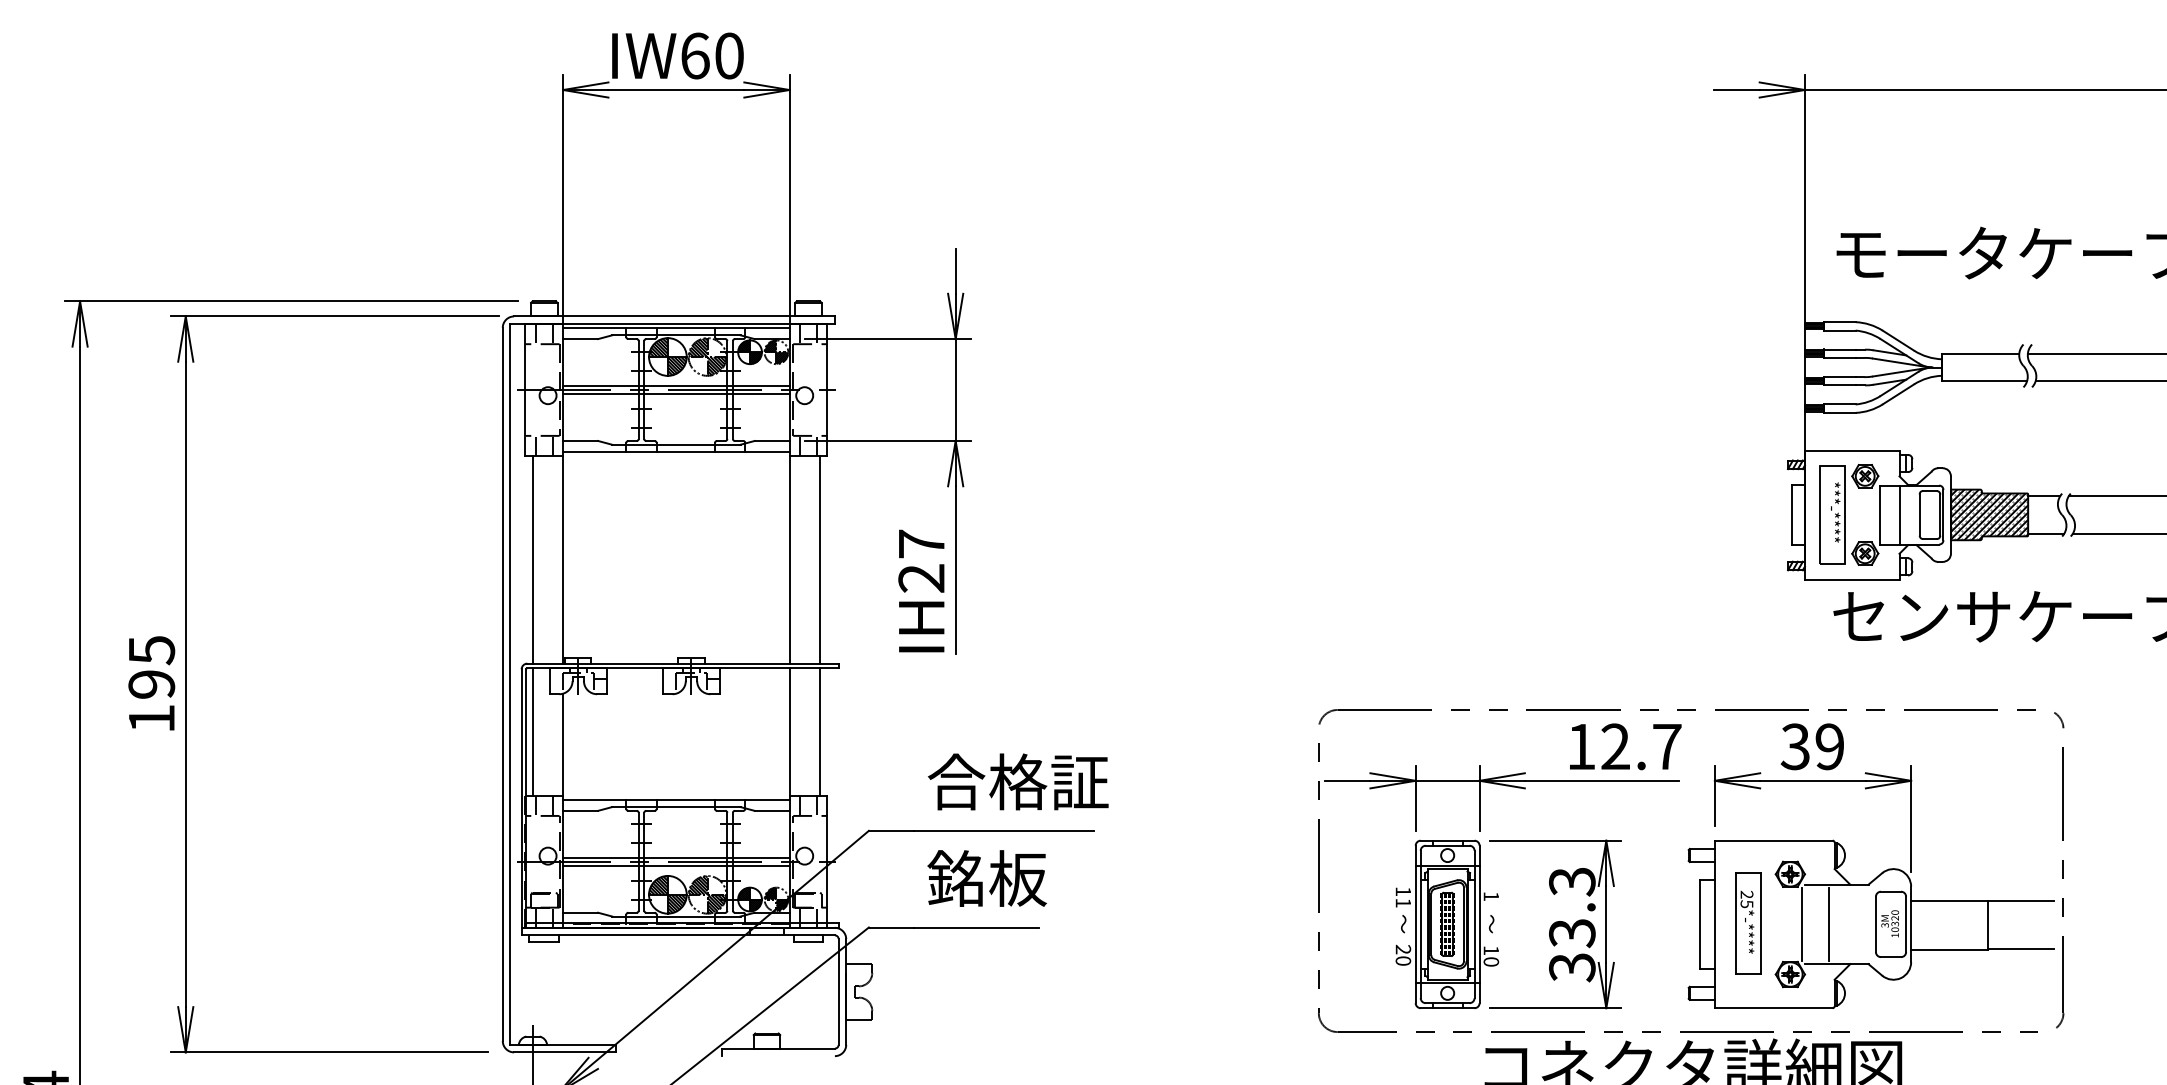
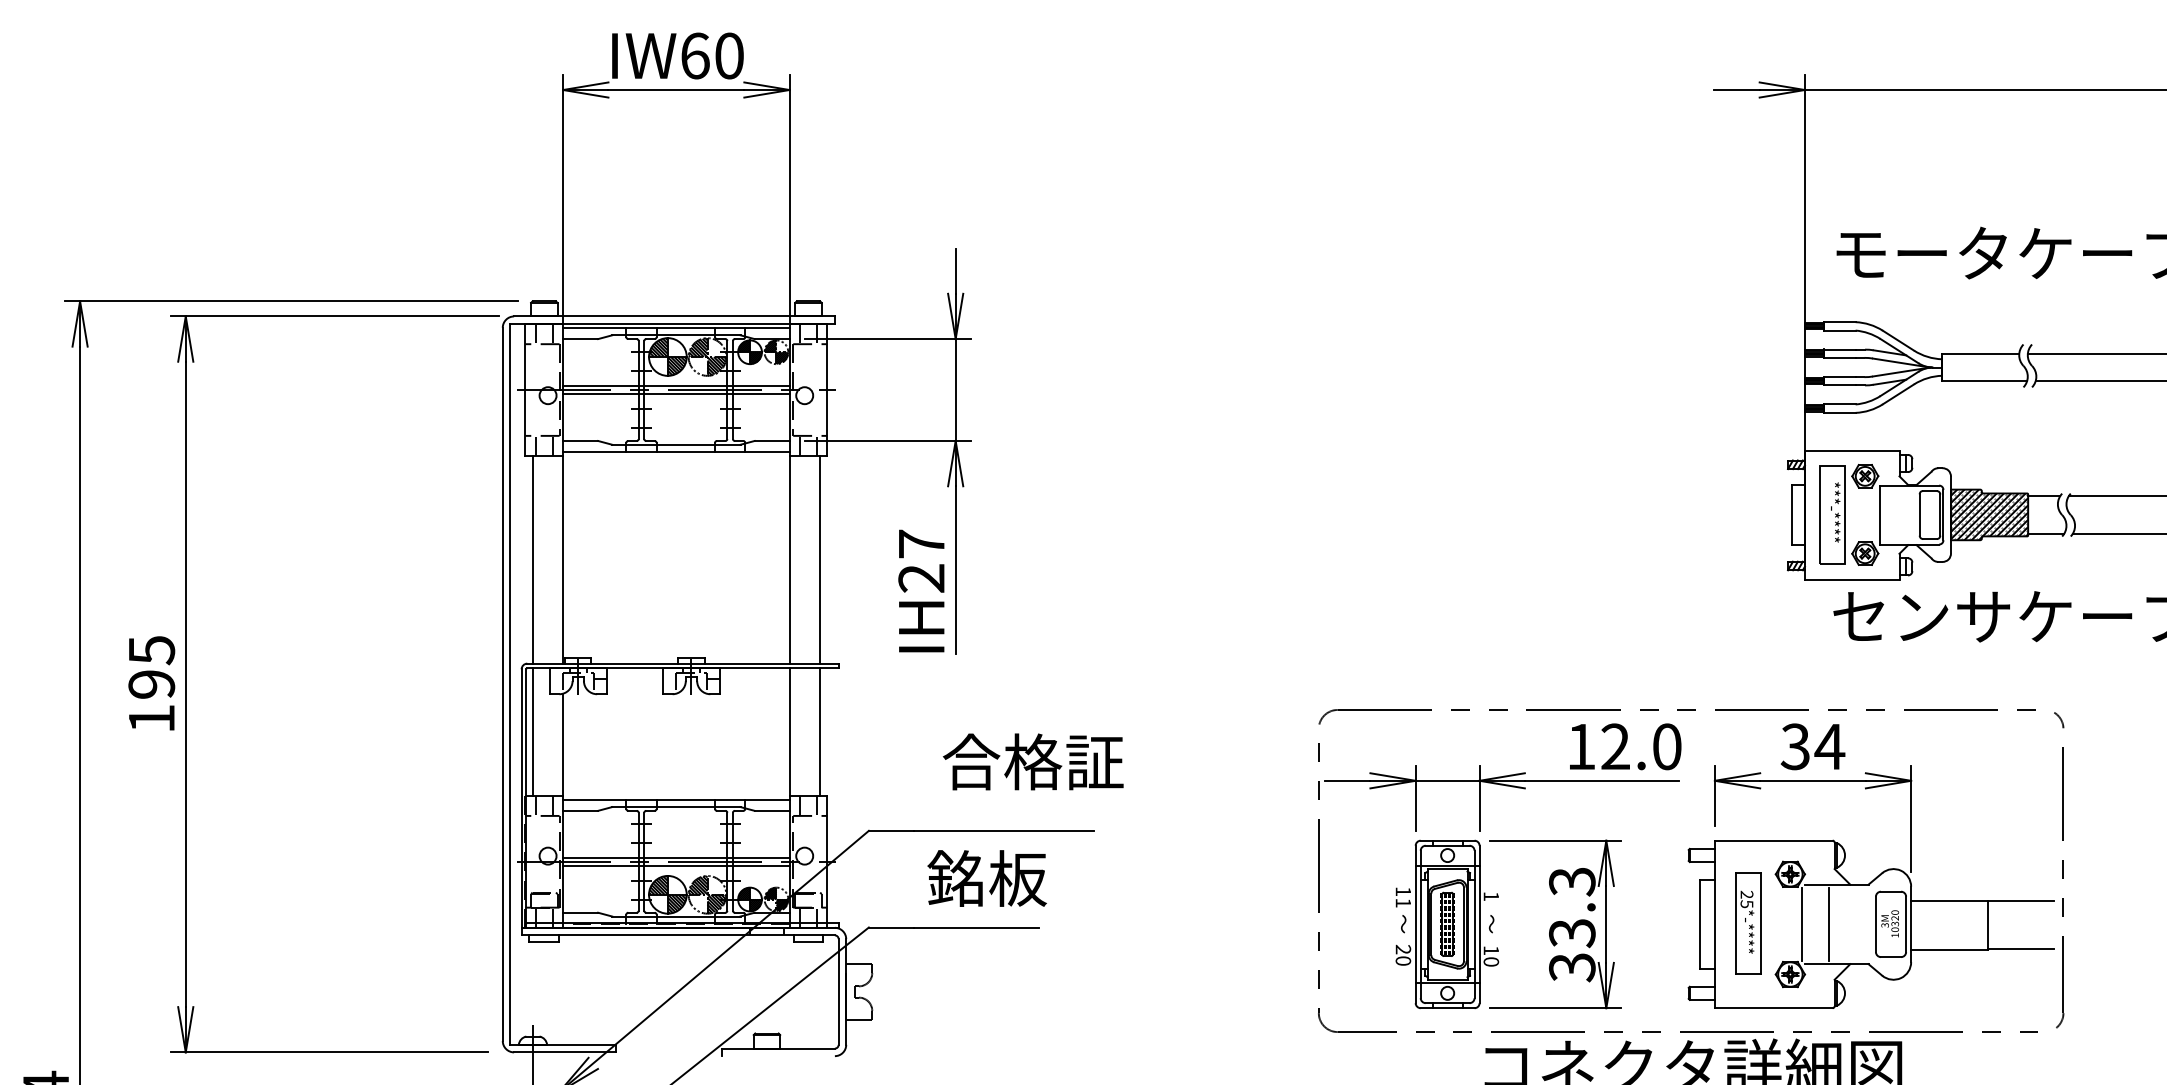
line: present -> none (1899, 514)
text: 12.7 -> 12.0 (1667, 746)
text: 39 -> 34 (1829, 746)
text position: (1018, 781) -> (1033, 761) (1033, 761)
